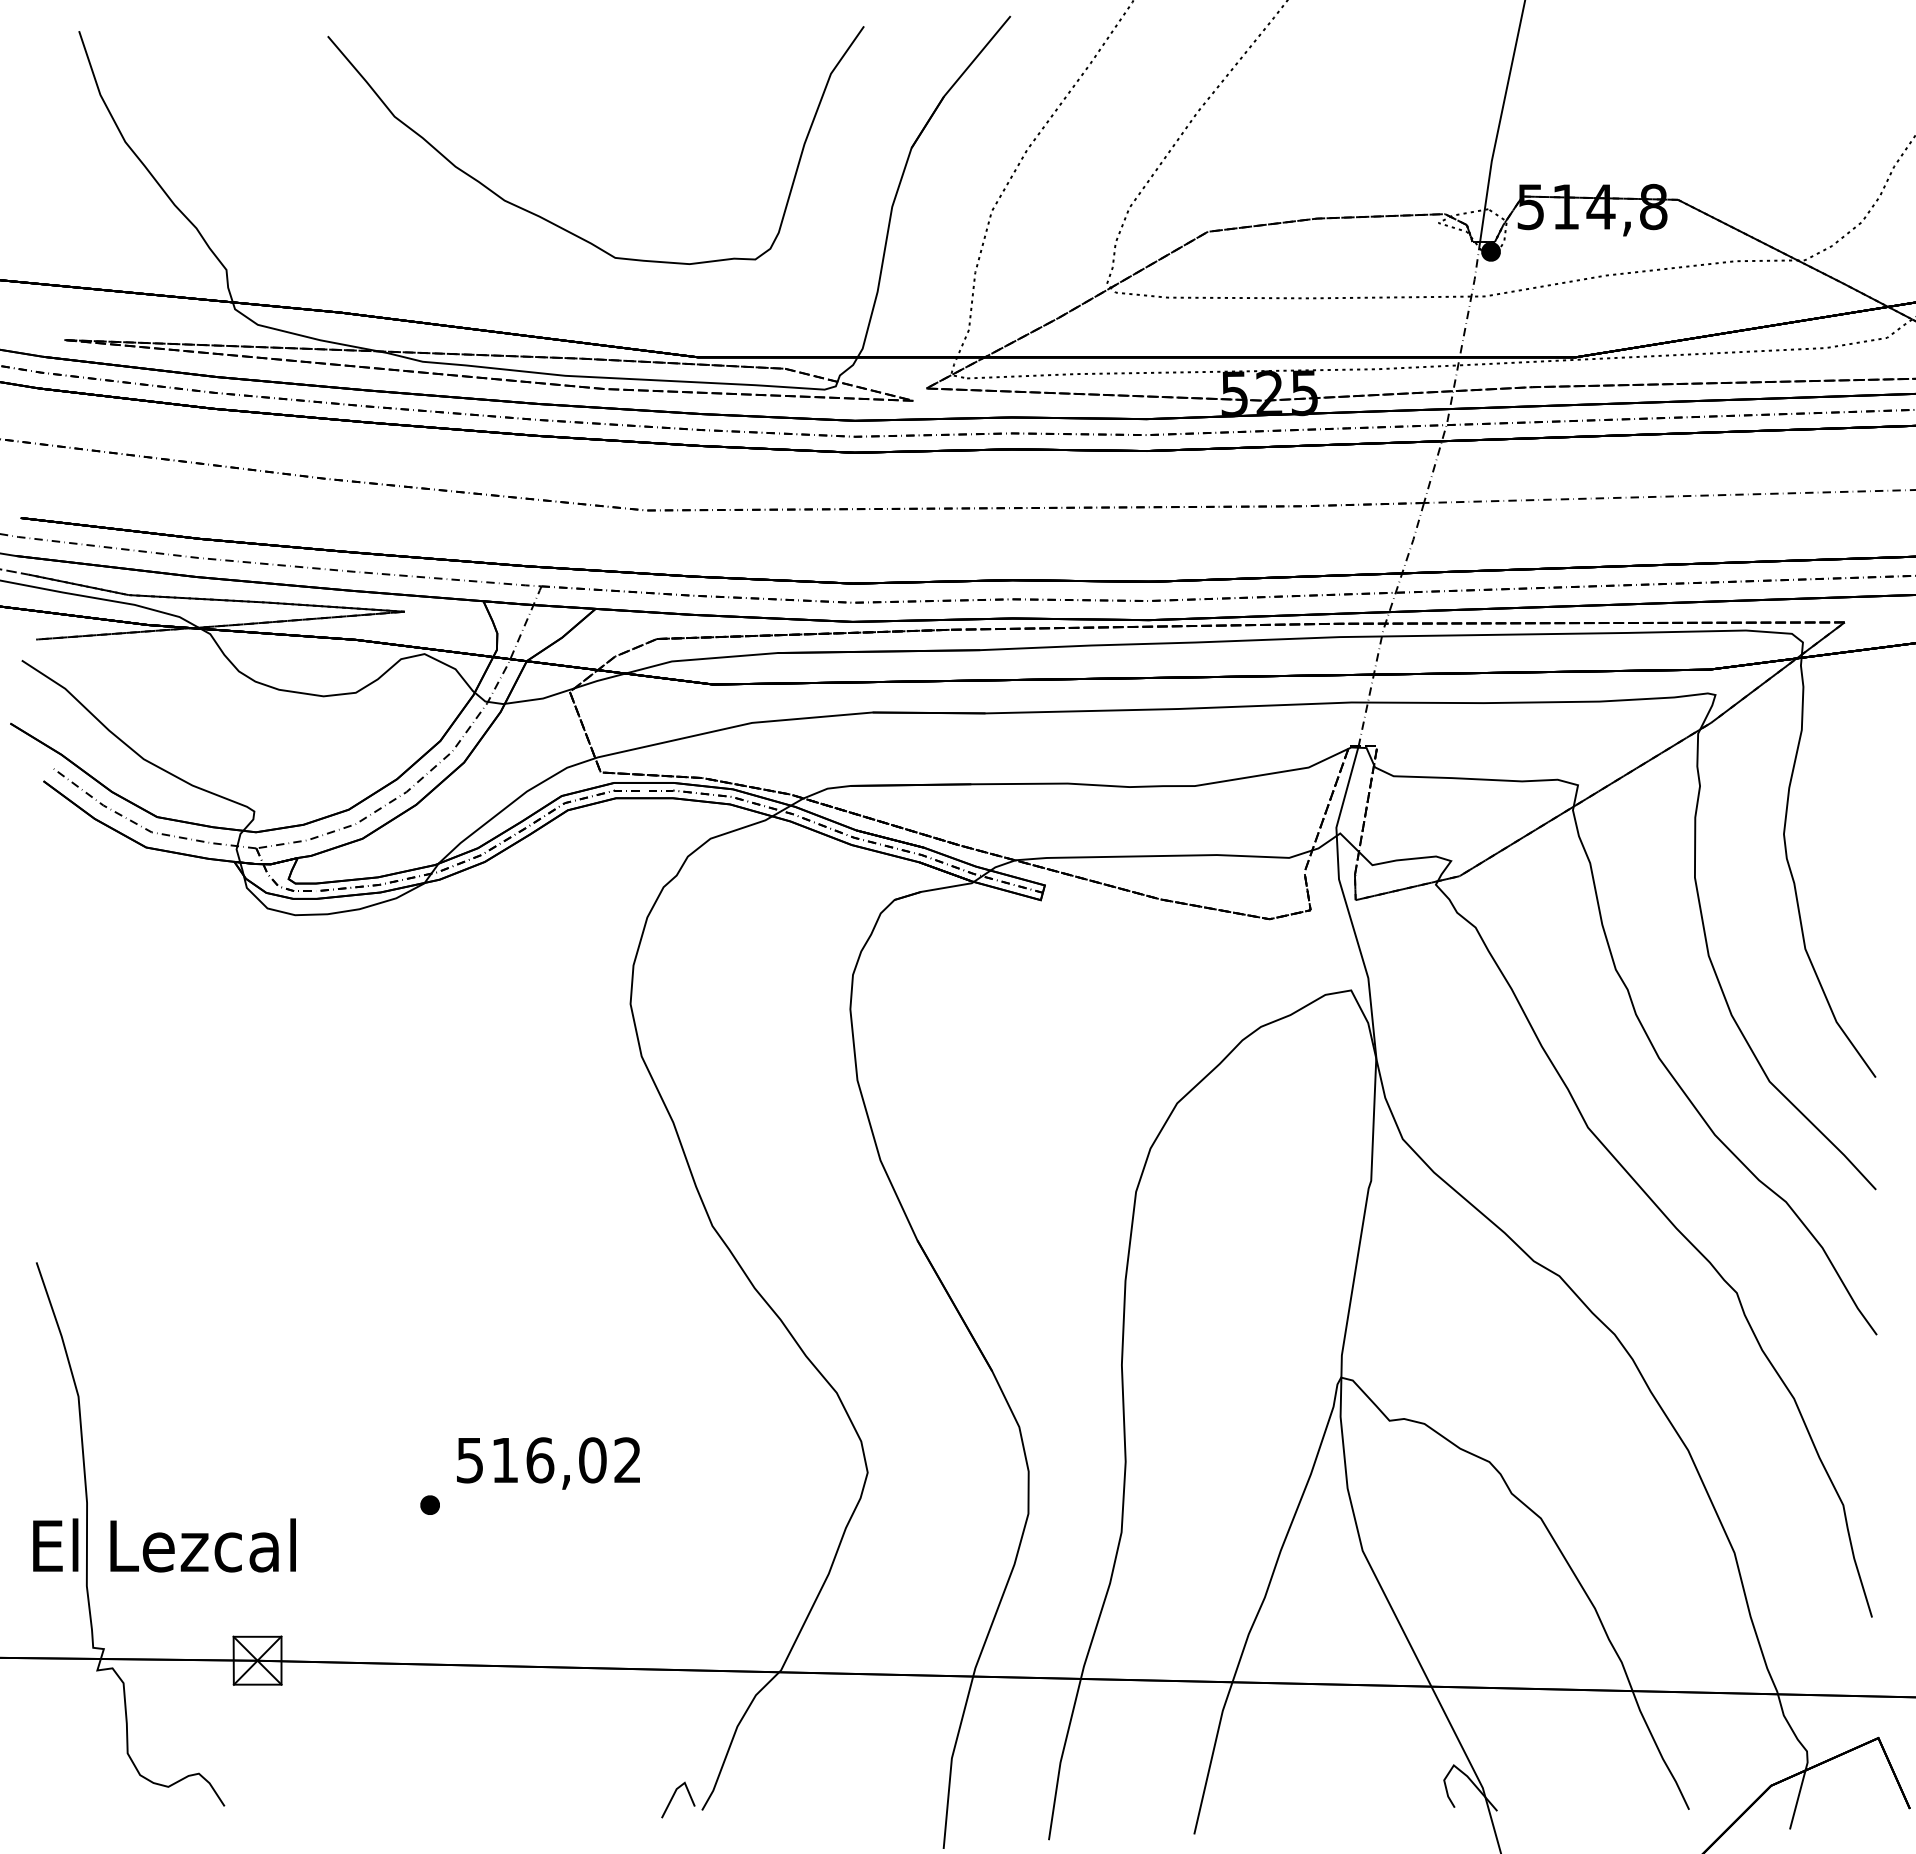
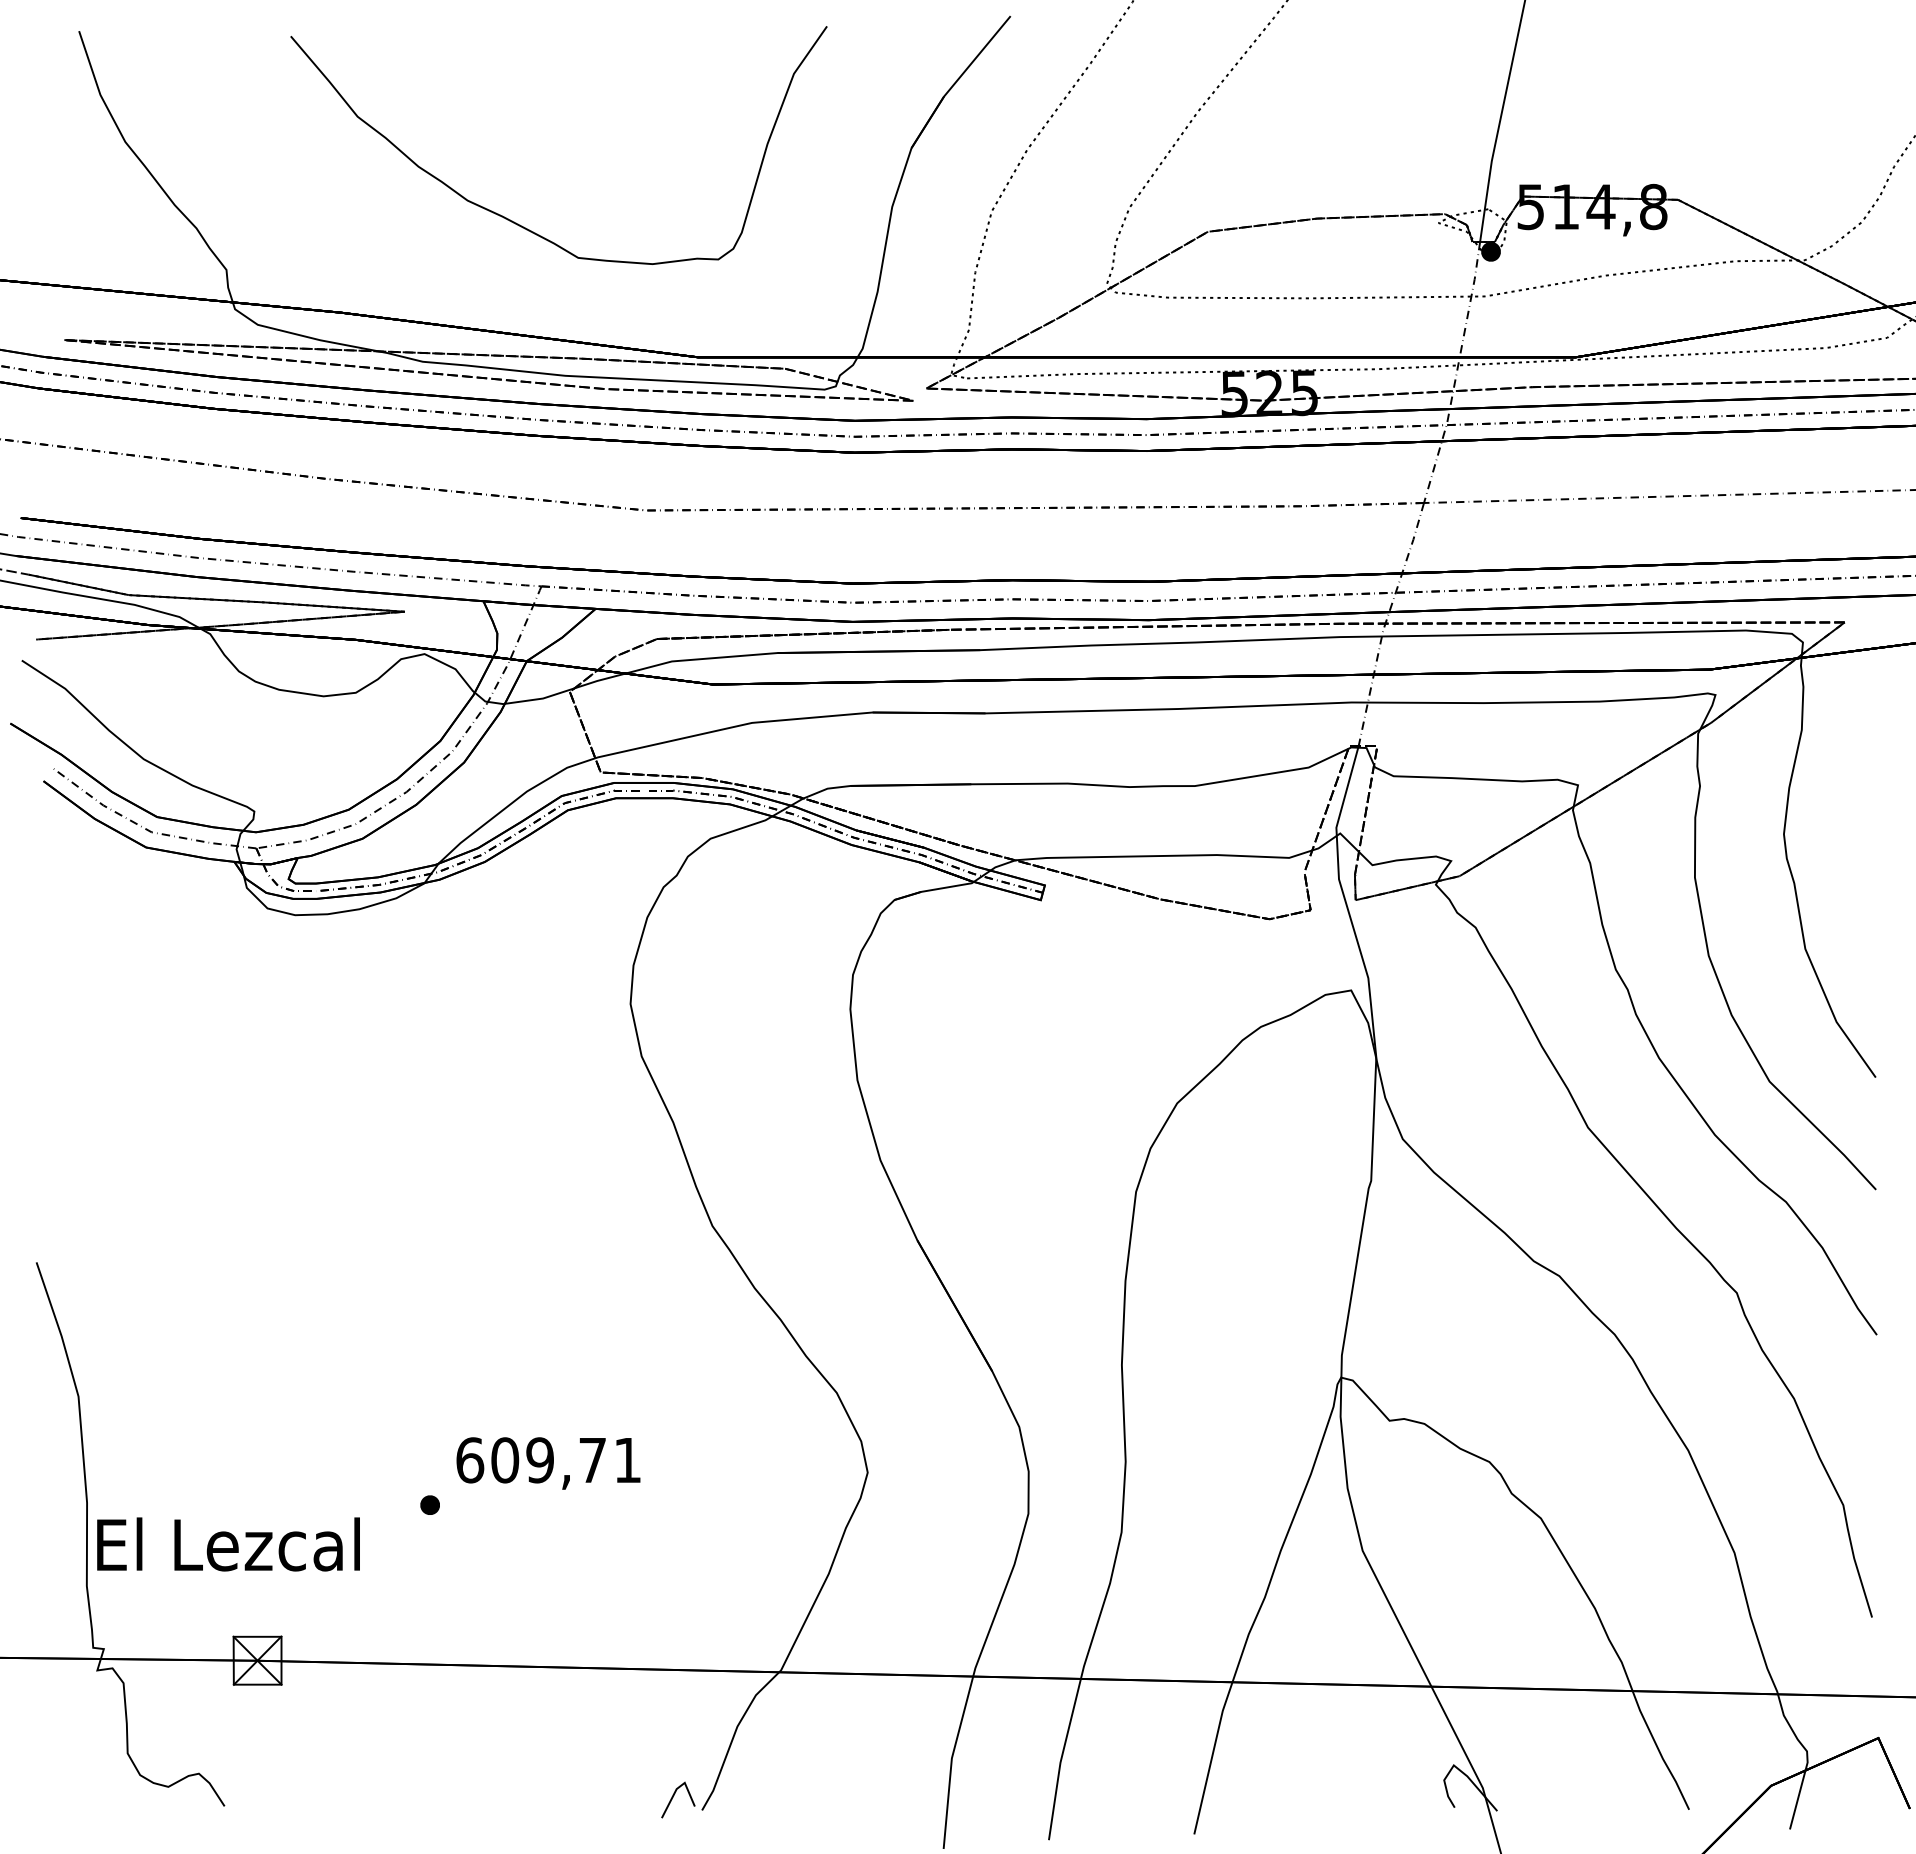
curve position: (555, 223) -> (518, 223) (518, 223)
text: 516,02 -> 609,71 (548, 1460)
text position: (164, 1545) -> (228, 1544) (228, 1544)
